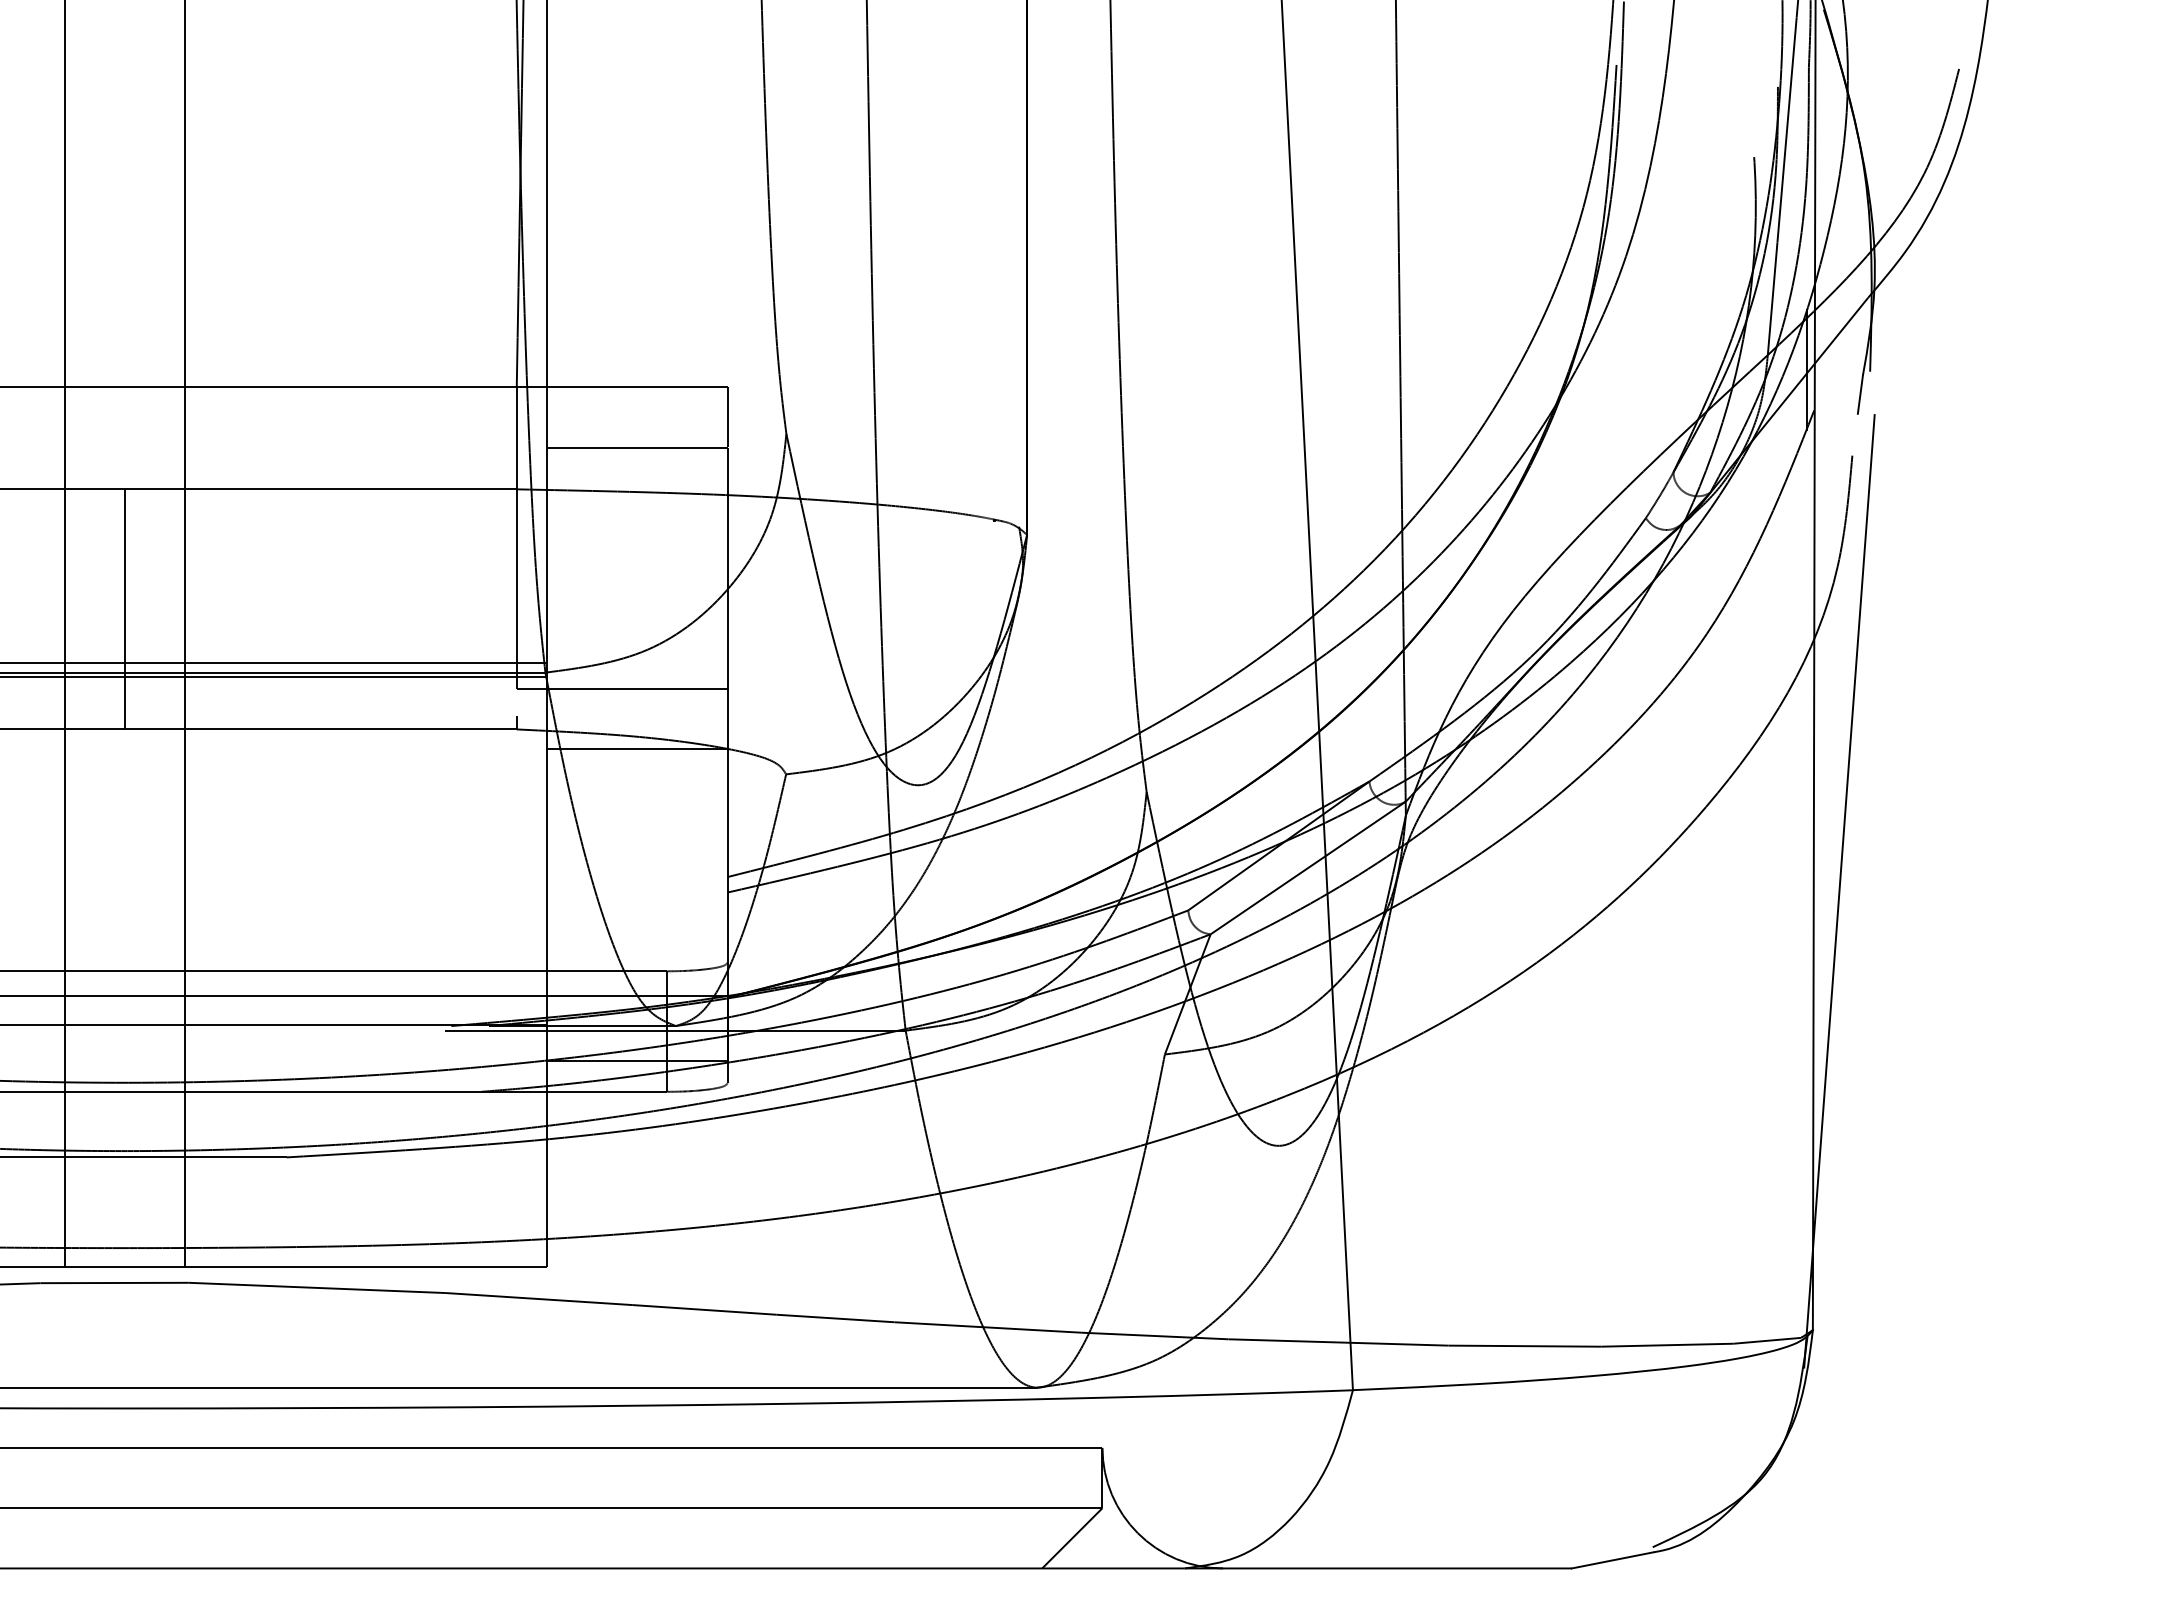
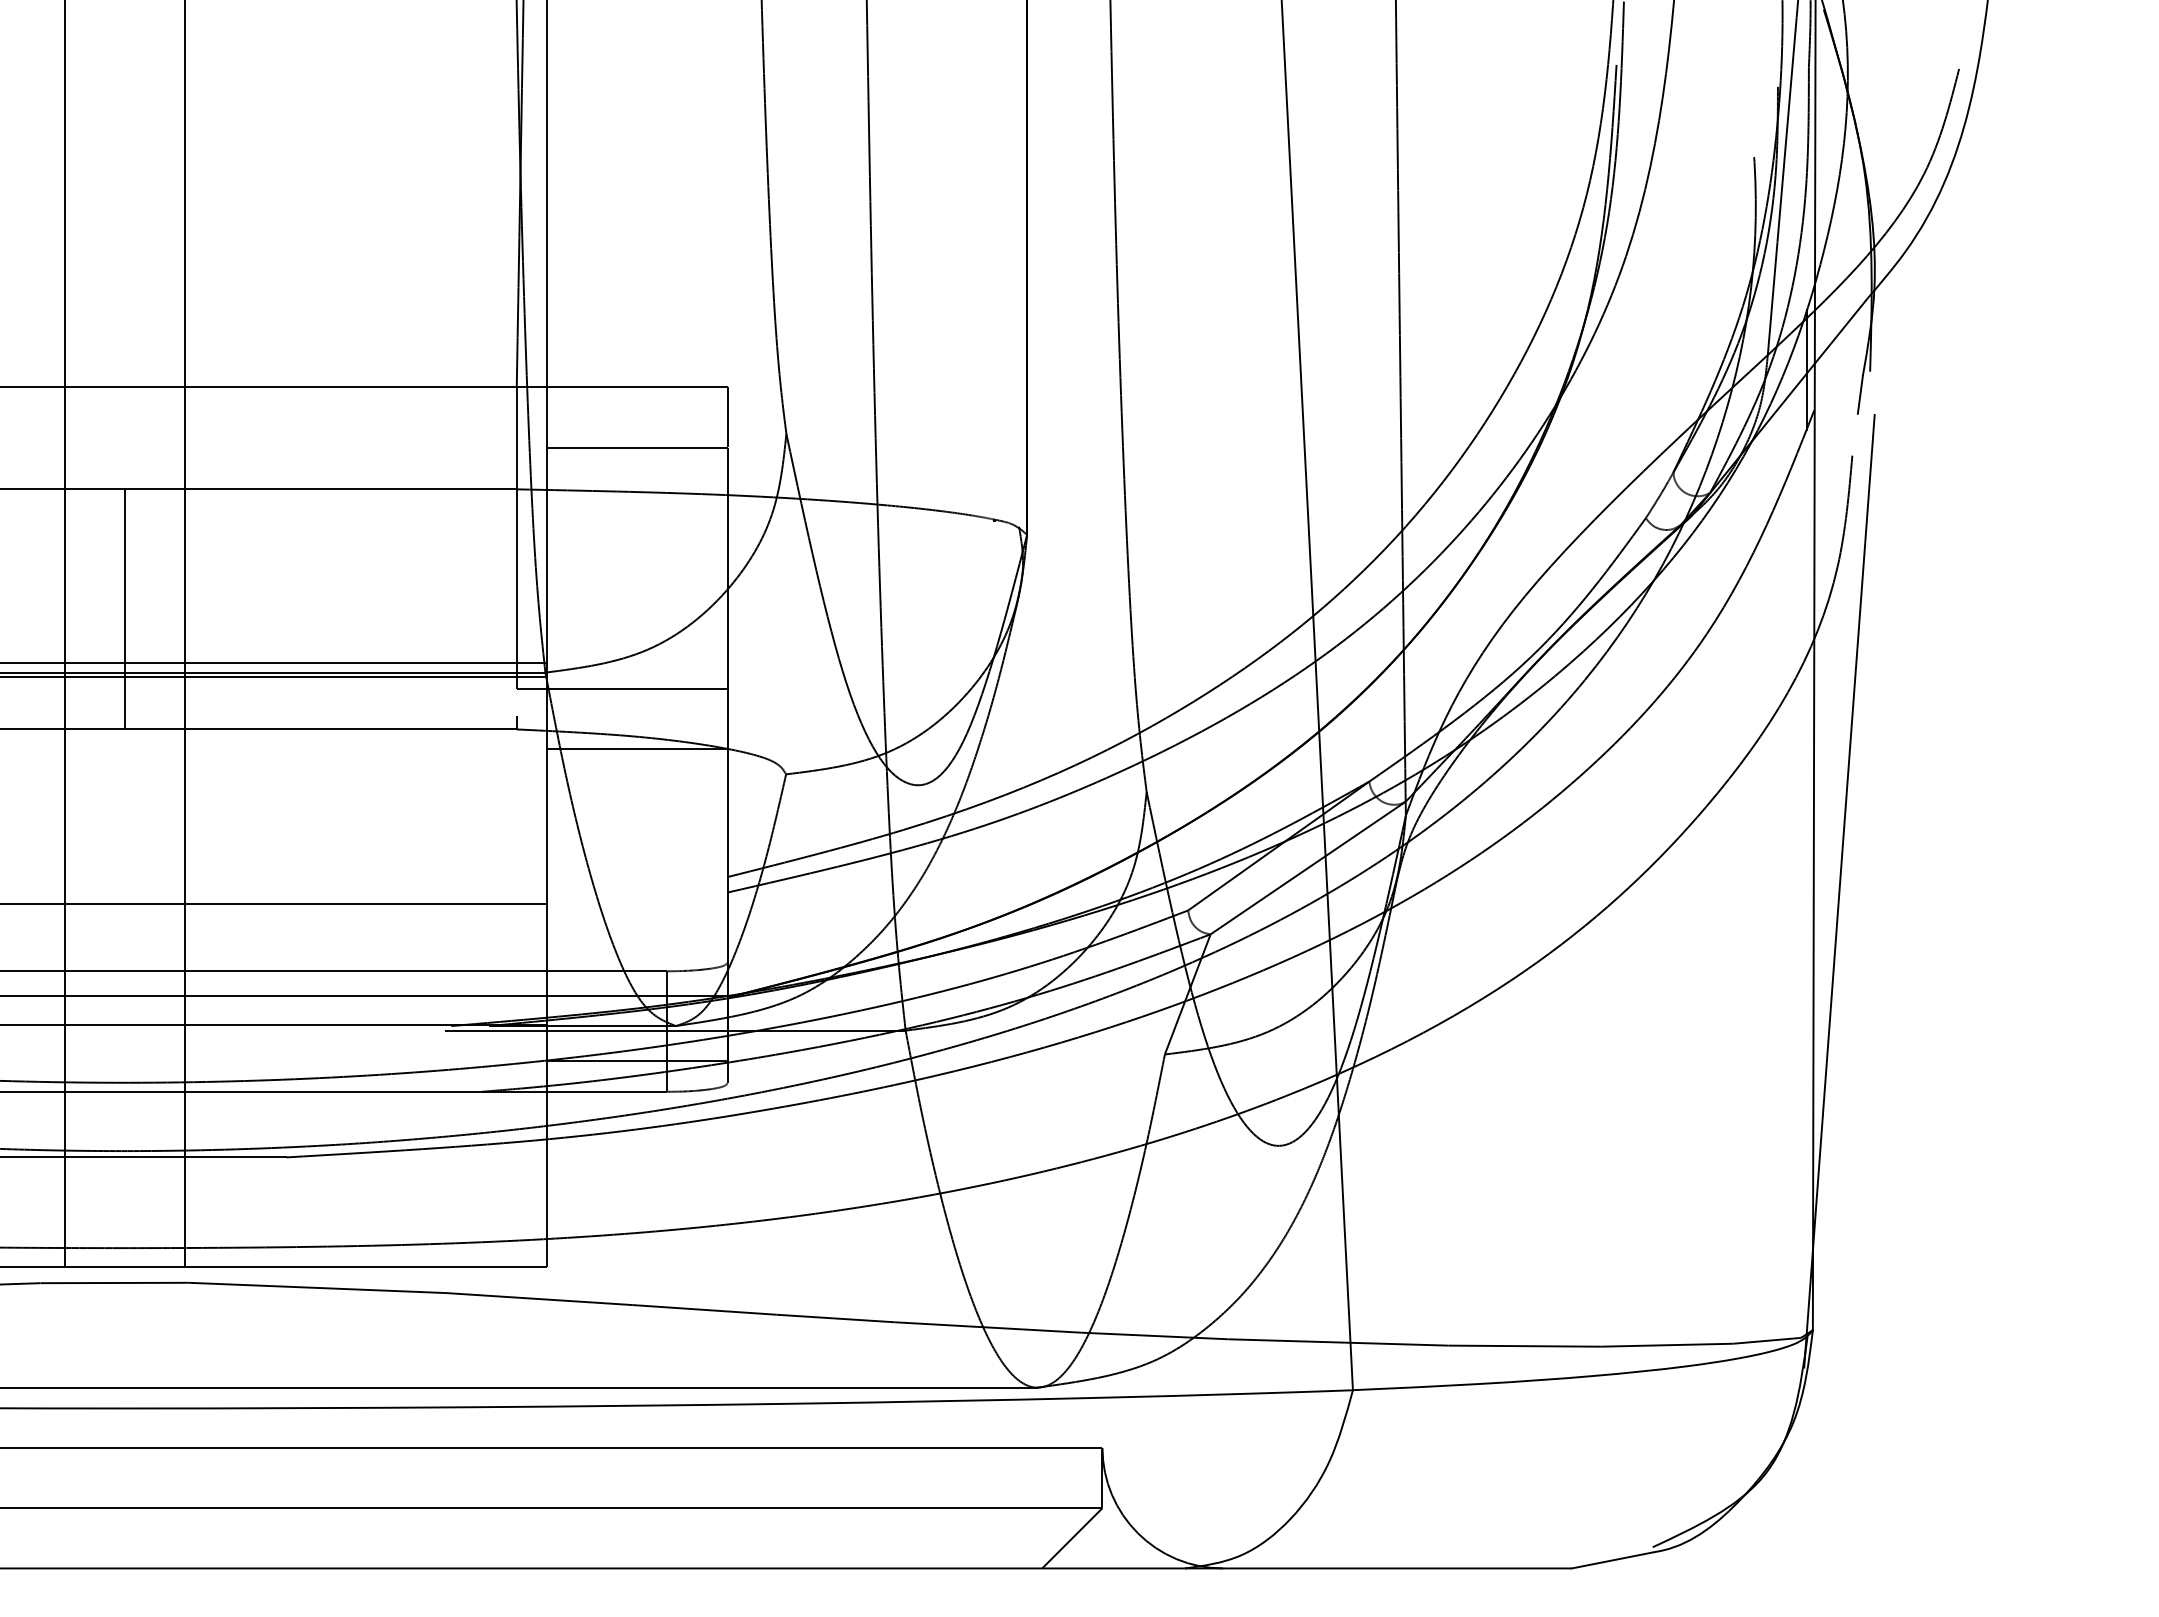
line: none -> present (274, 904)
